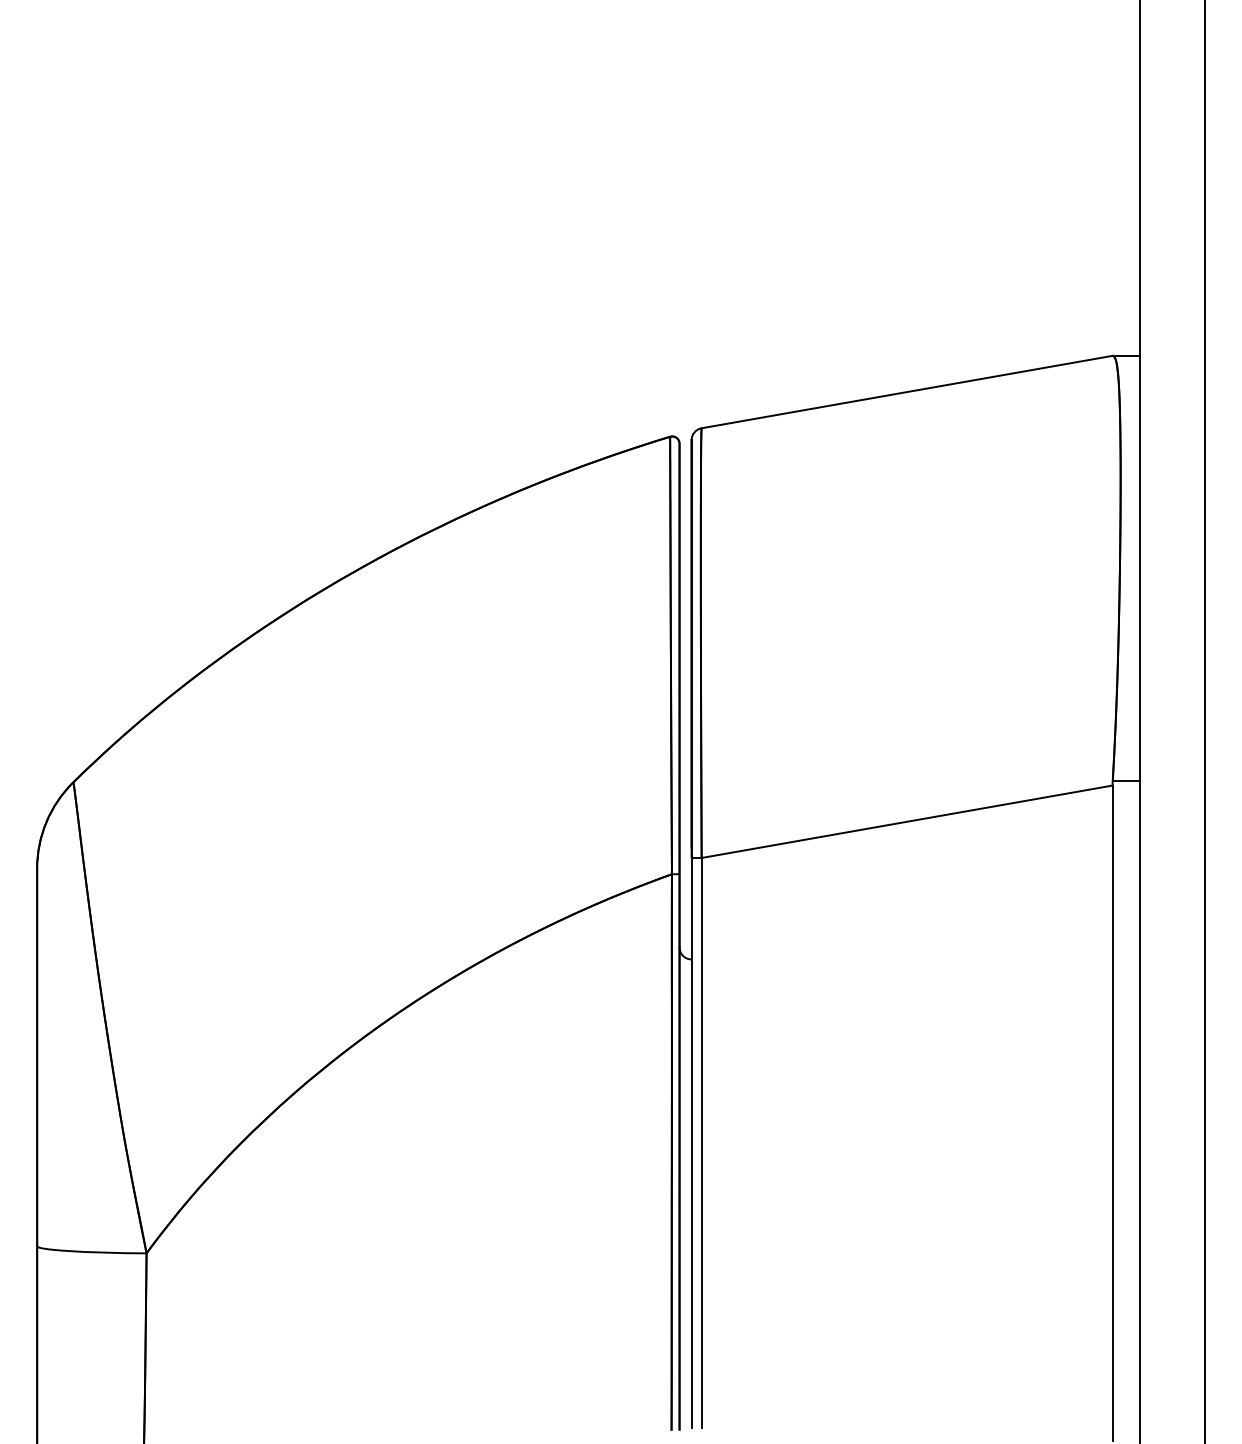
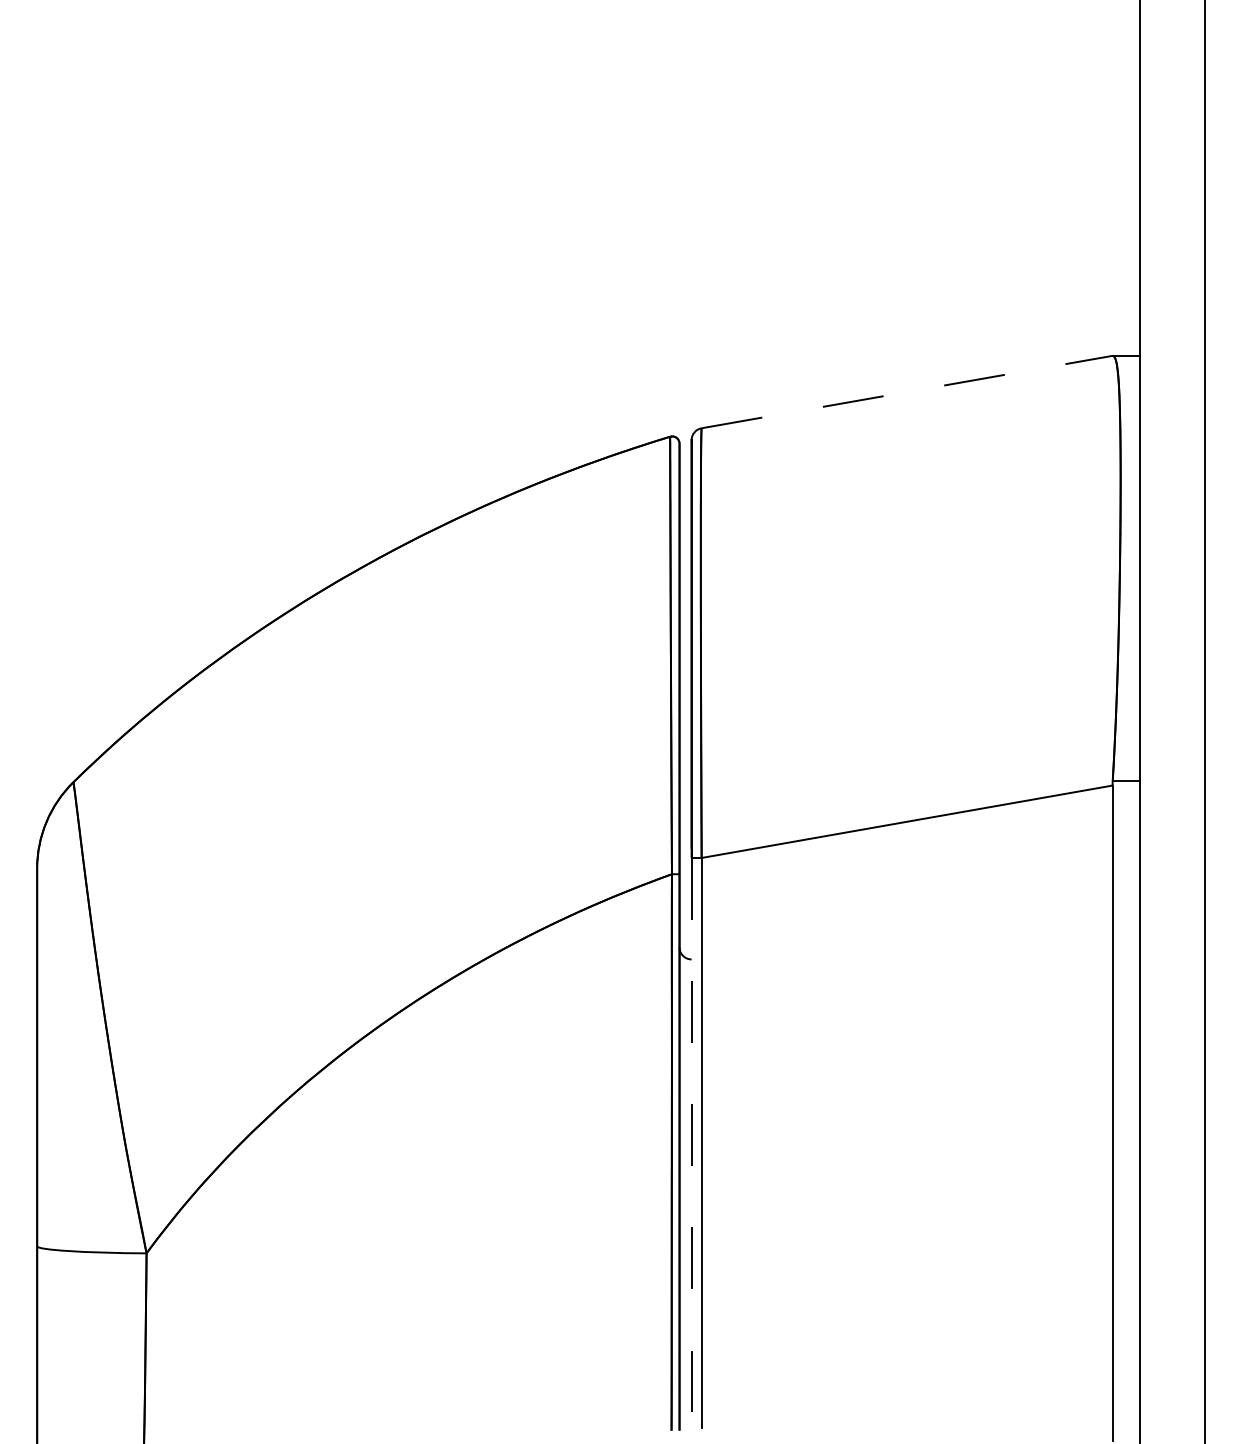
line: solid -> dashed (907, 392)
line: solid -> dashed (691, 1143)
